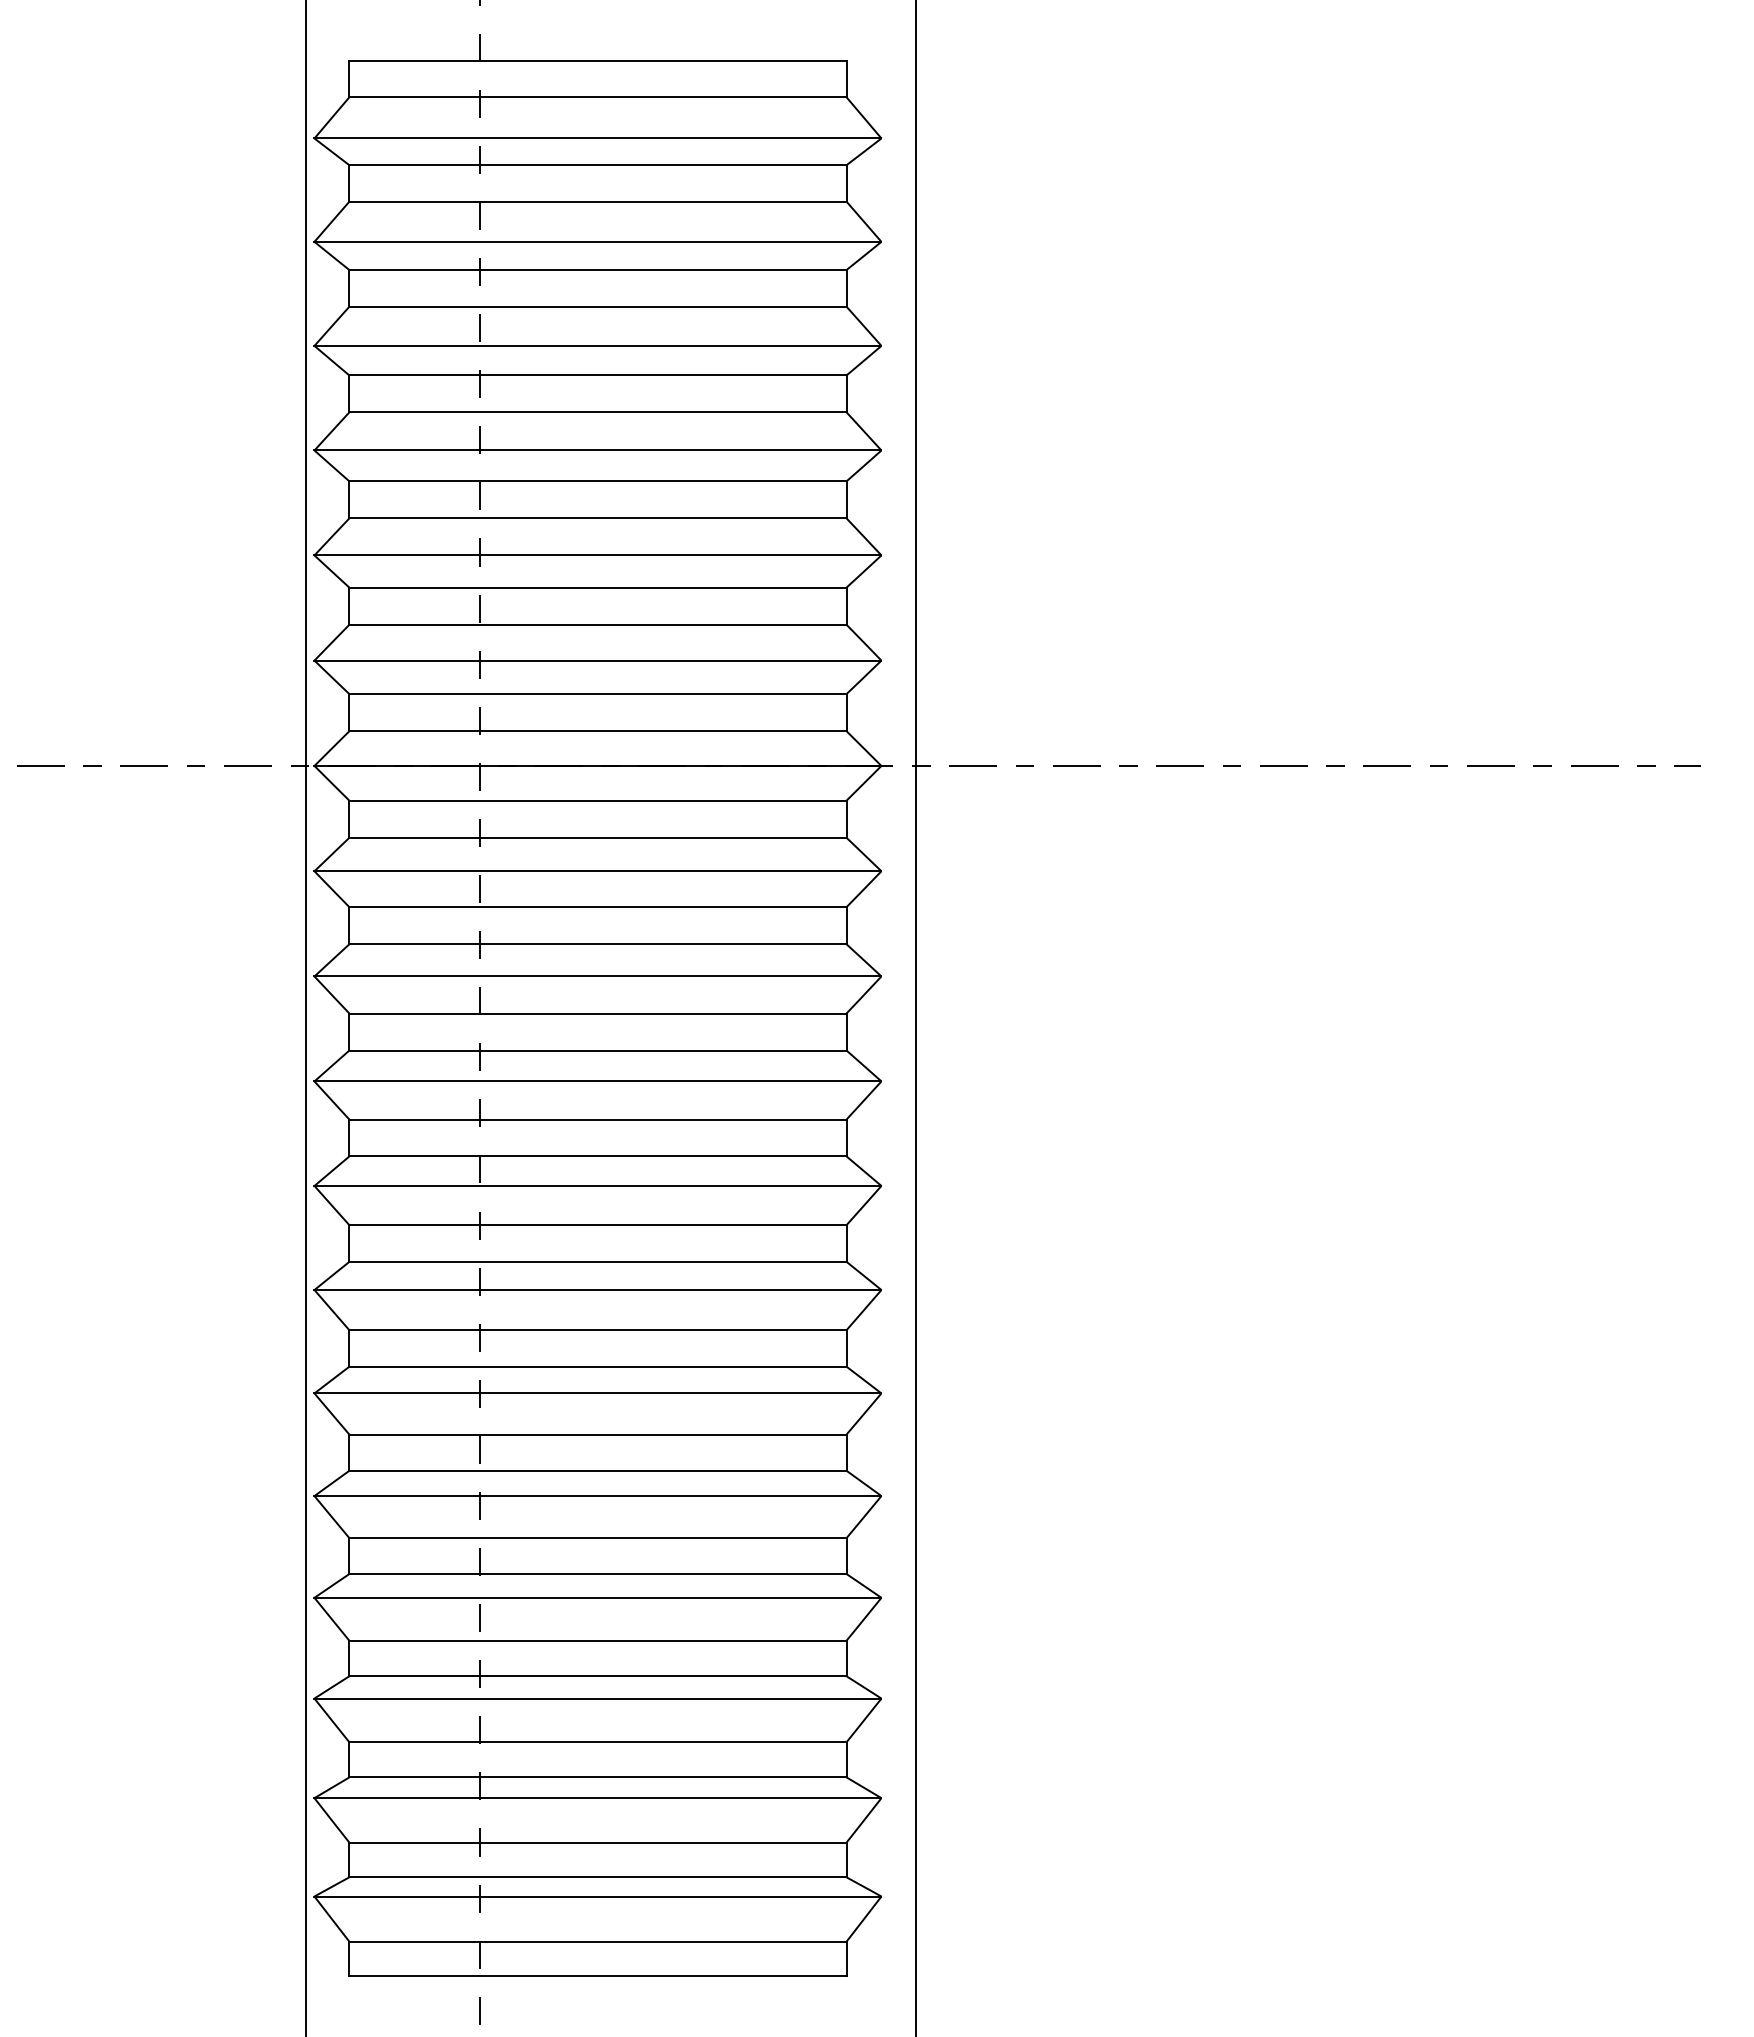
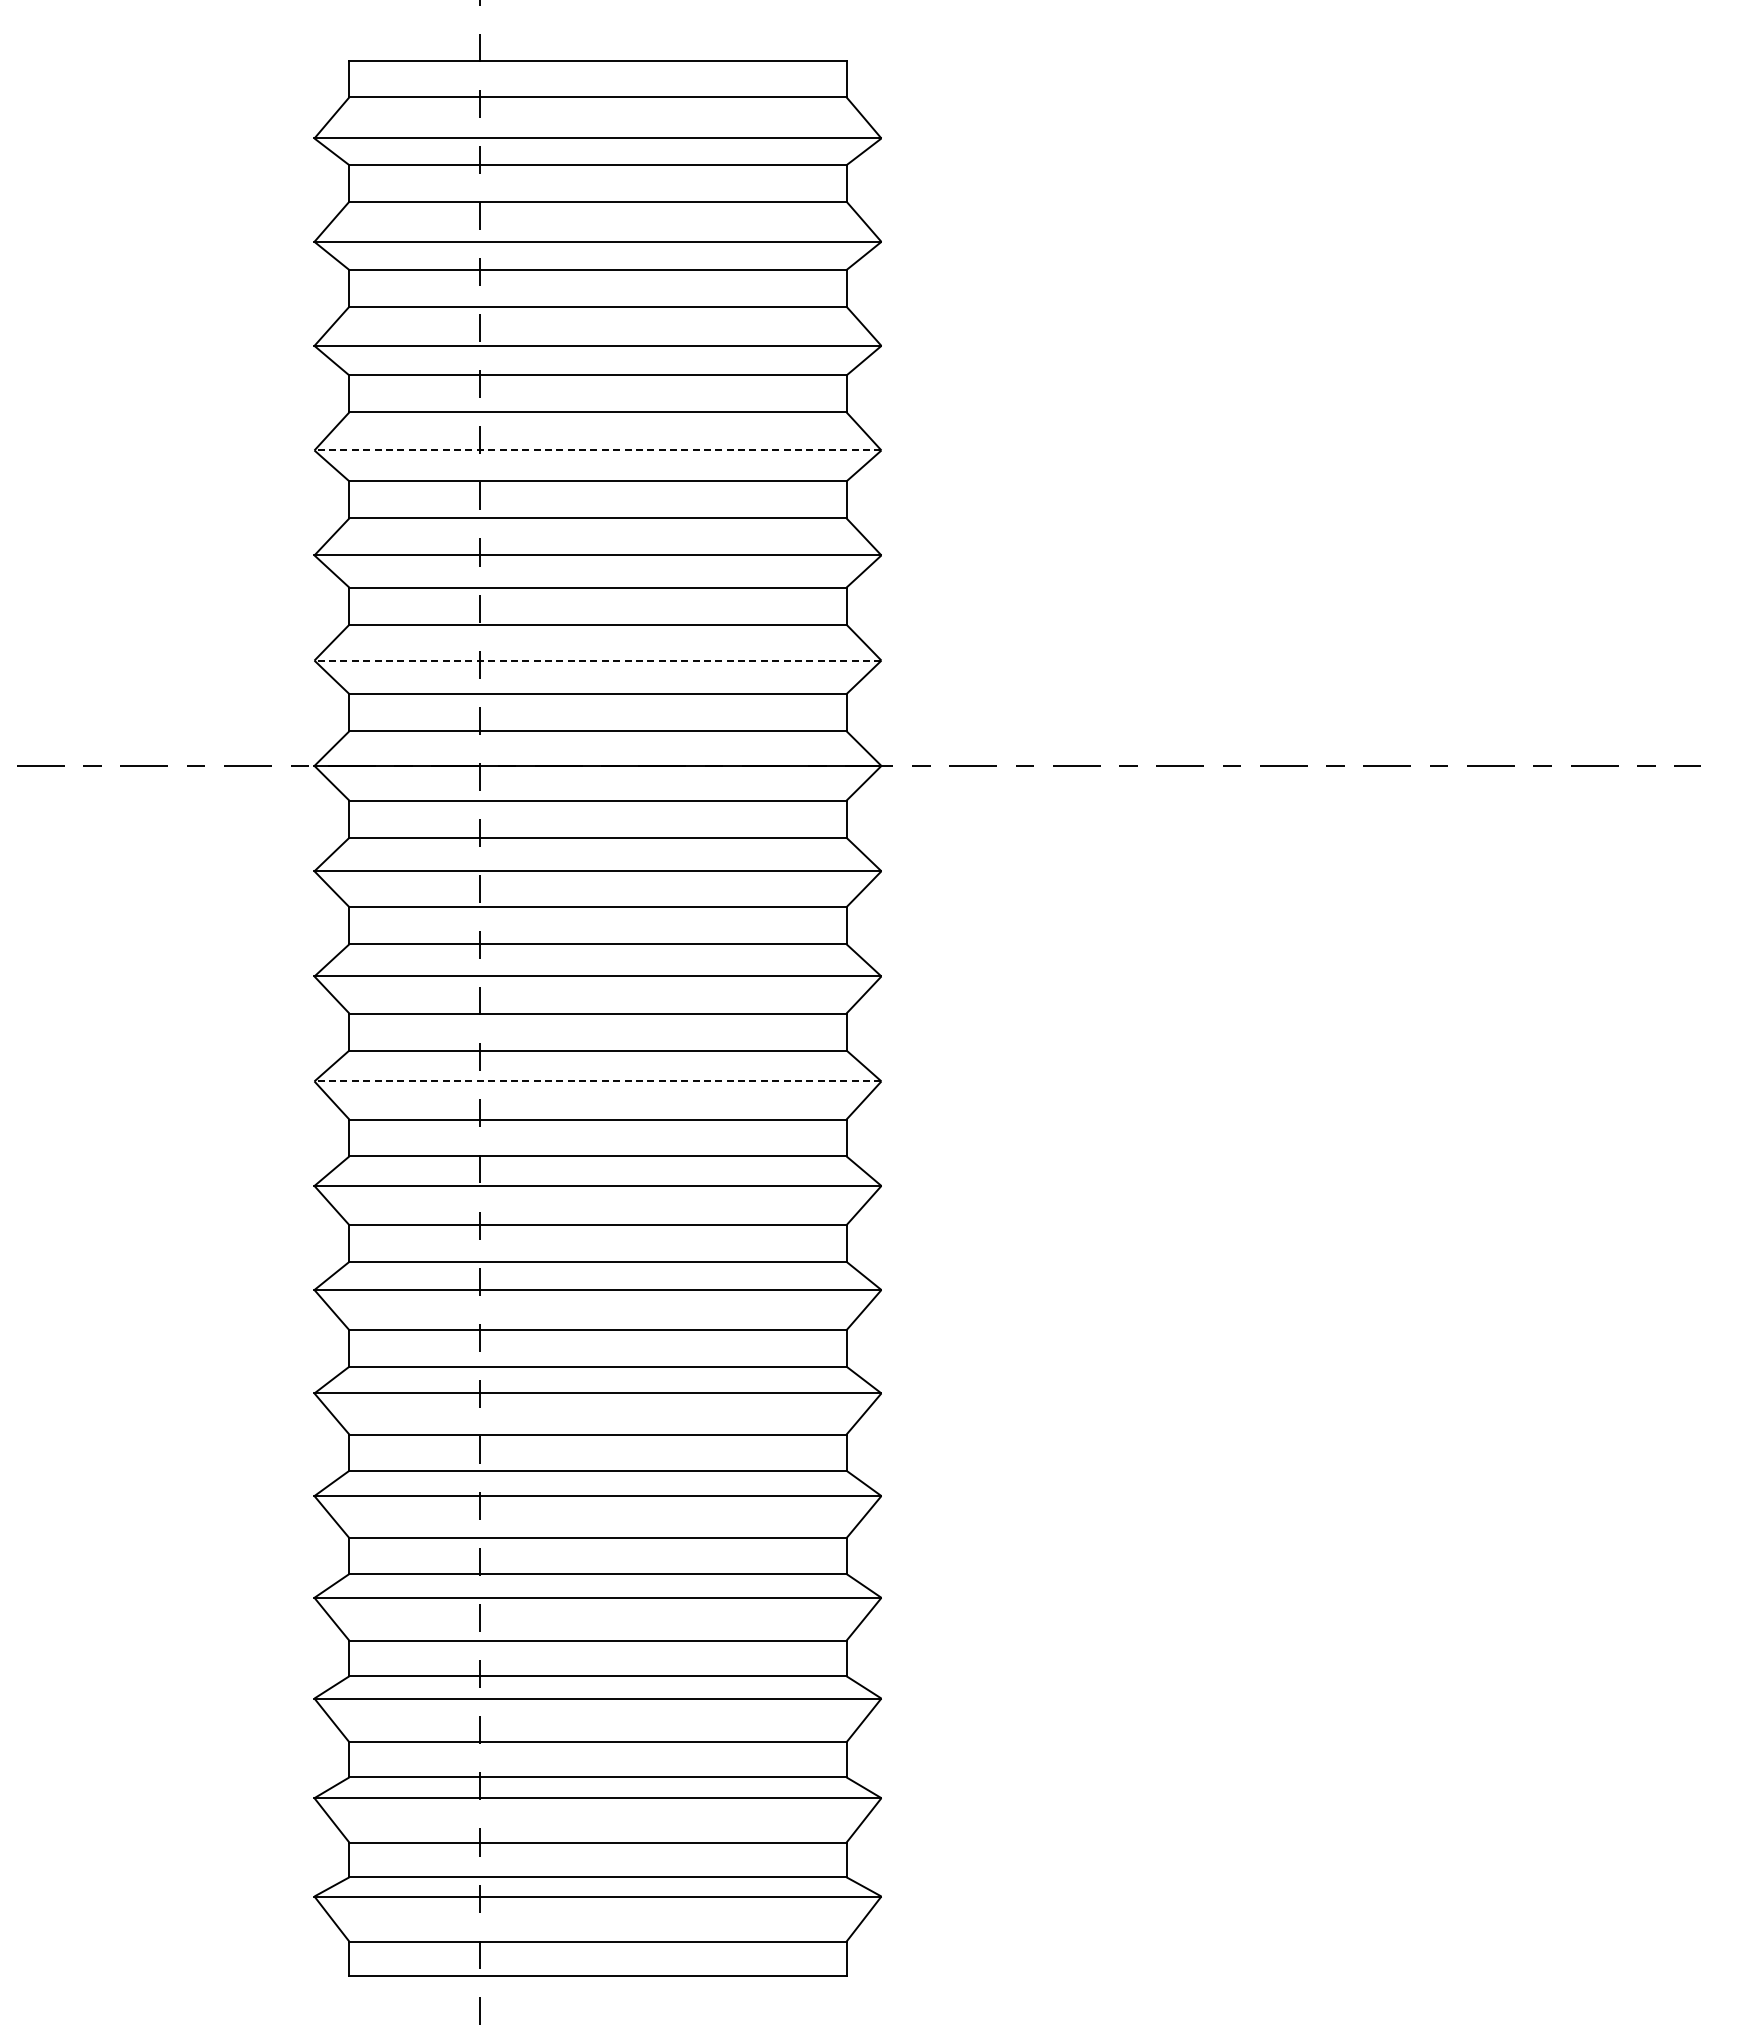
line: solid -> dashed (597, 450)
line: solid -> dashed (597, 660)
line: present -> none (305, 1017)
line: present -> none (916, 1017)
line: solid -> dashed (597, 1081)
